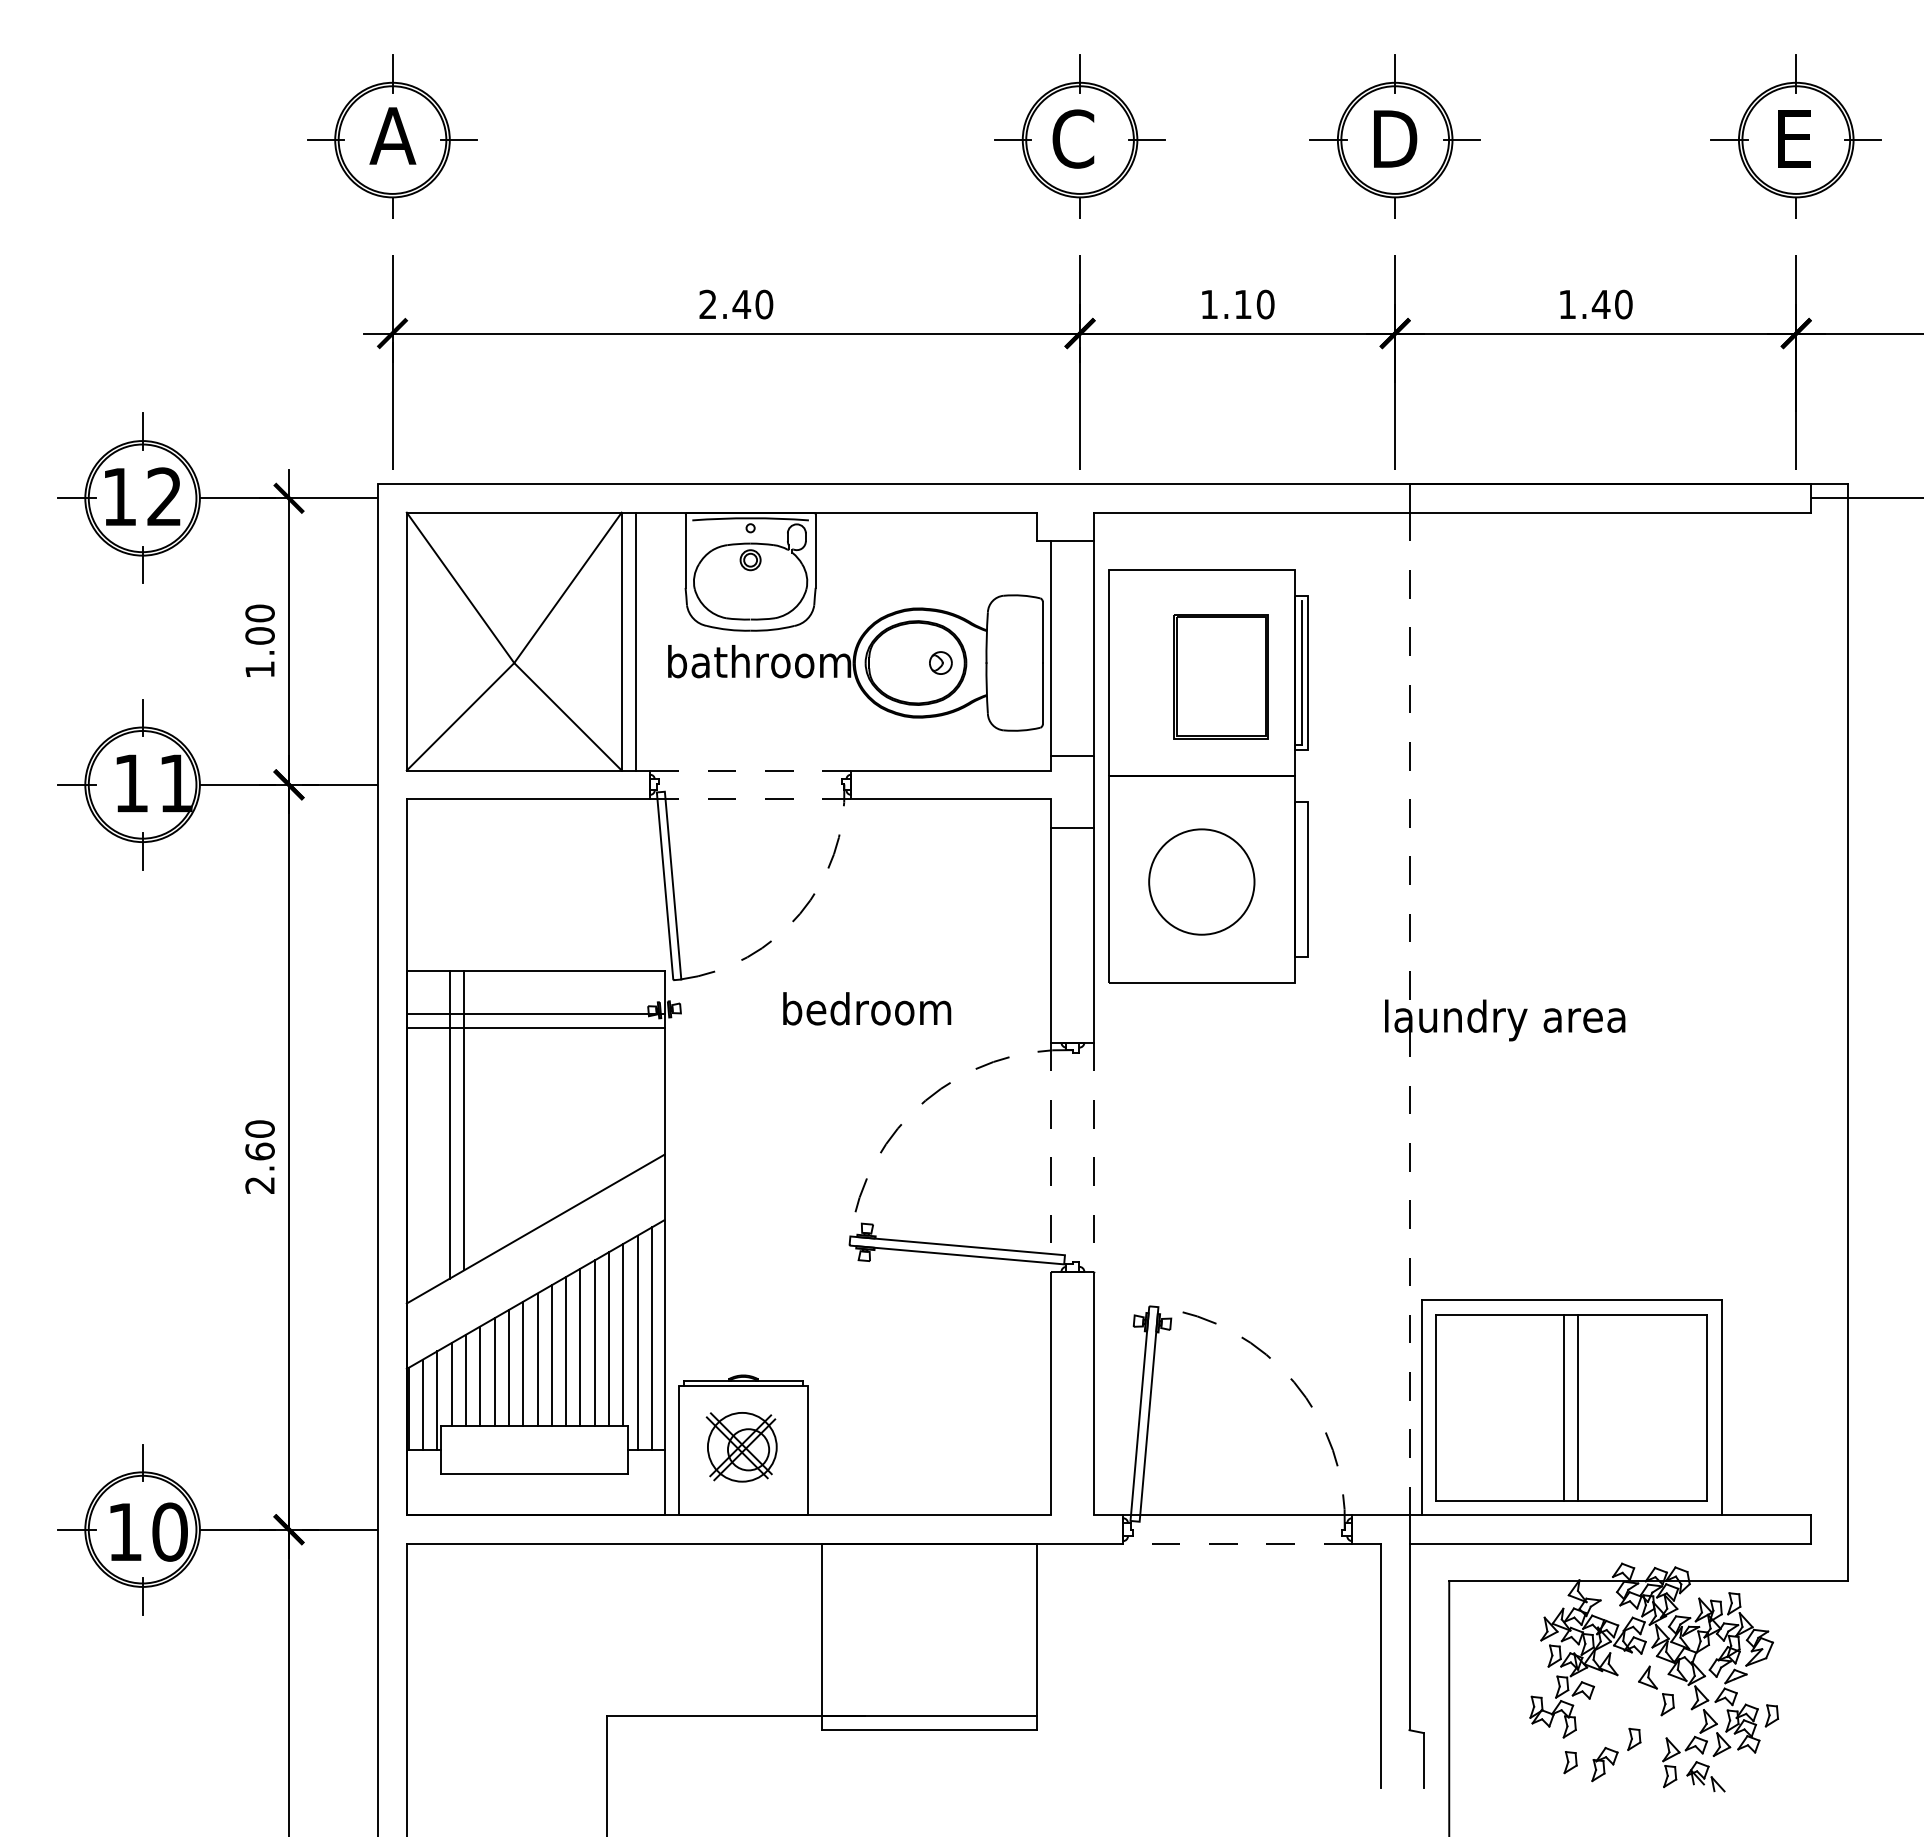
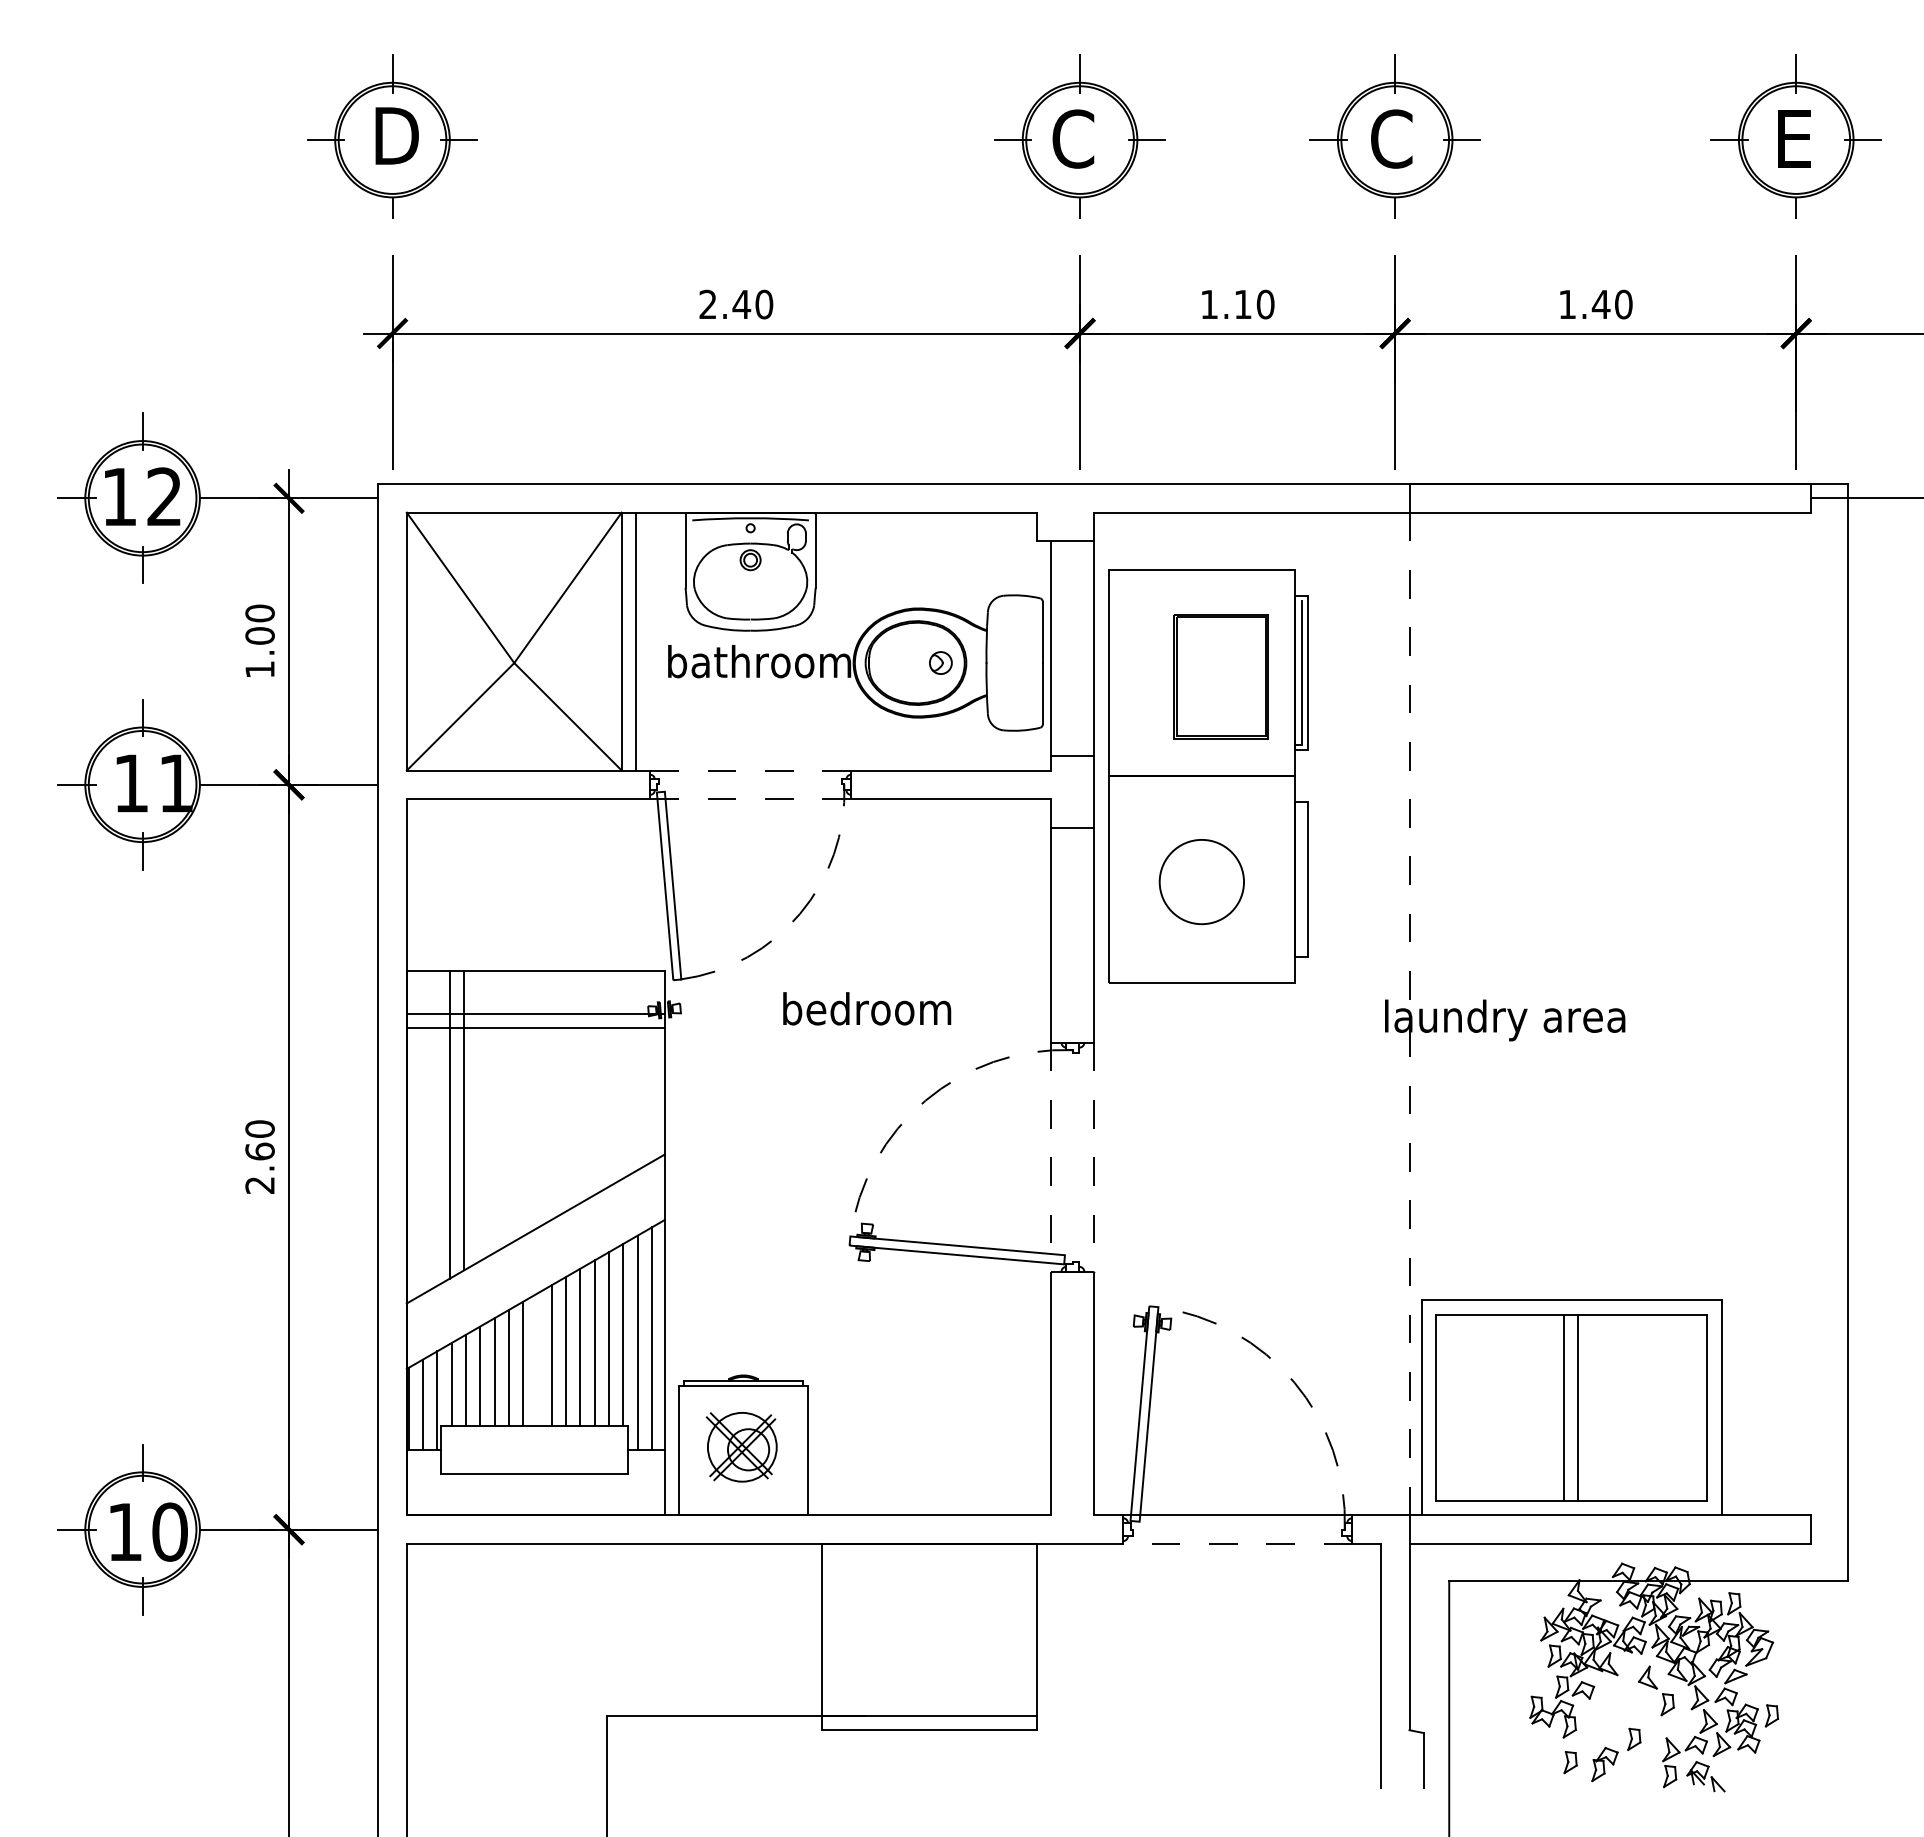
text: A -> D (393, 135)
text: D -> C (1394, 138)
circle size: 108x108 px -> 87x87 px (1201, 882)
line: present -> none (537, 1359)
